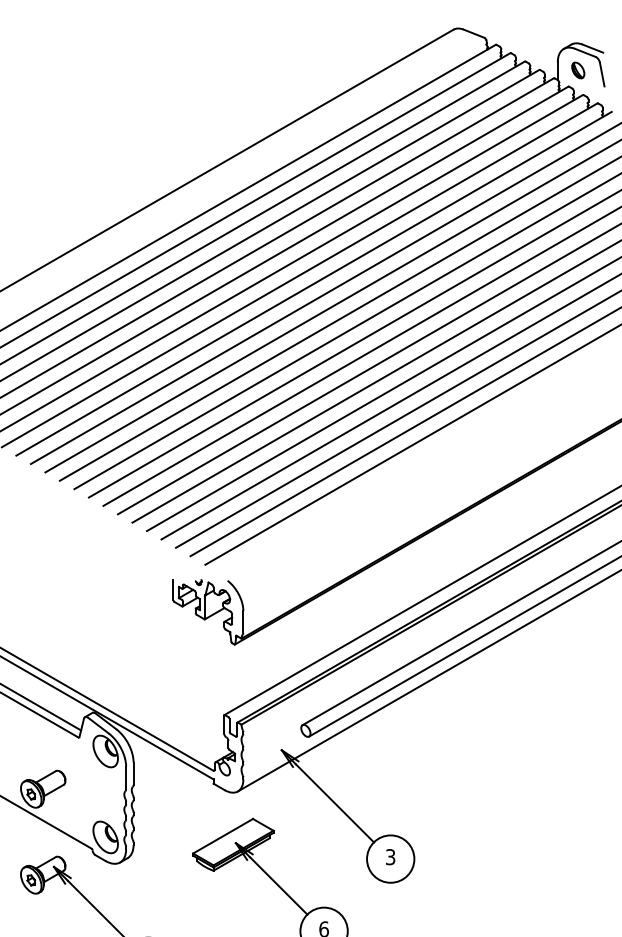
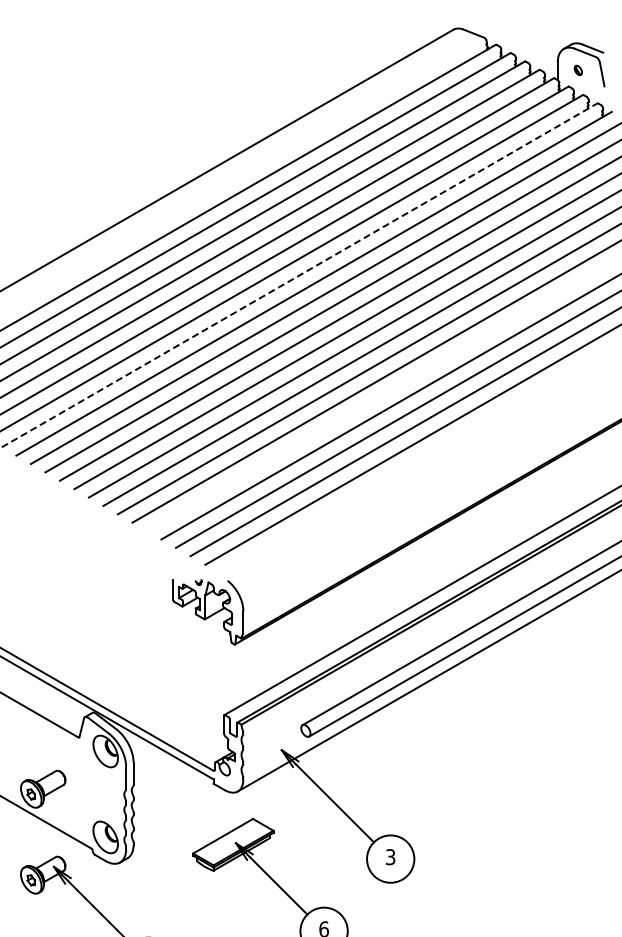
part size: 15x19 px -> 10x13 px (577, 70)
line: solid -> dashed (299, 275)
line: present -> none (382, 394)
line: present -> none (41, 707)
